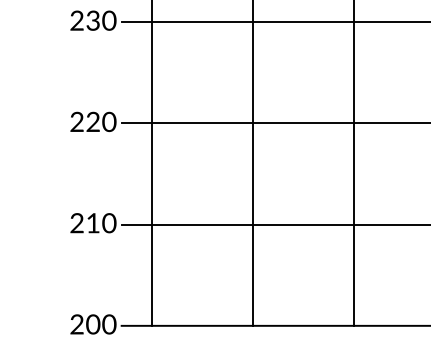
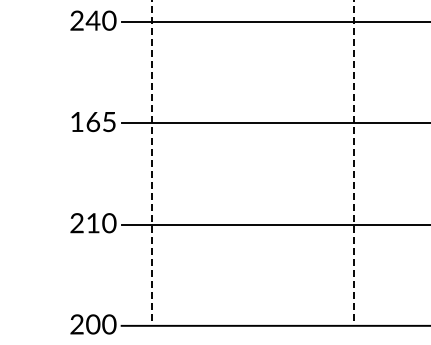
text: 230 -> 240 (92, 20)
text: 220 -> 165 (93, 121)
line: solid -> dashed (152, 163)
line: present -> none (253, 163)
line: solid -> dashed (354, 163)
